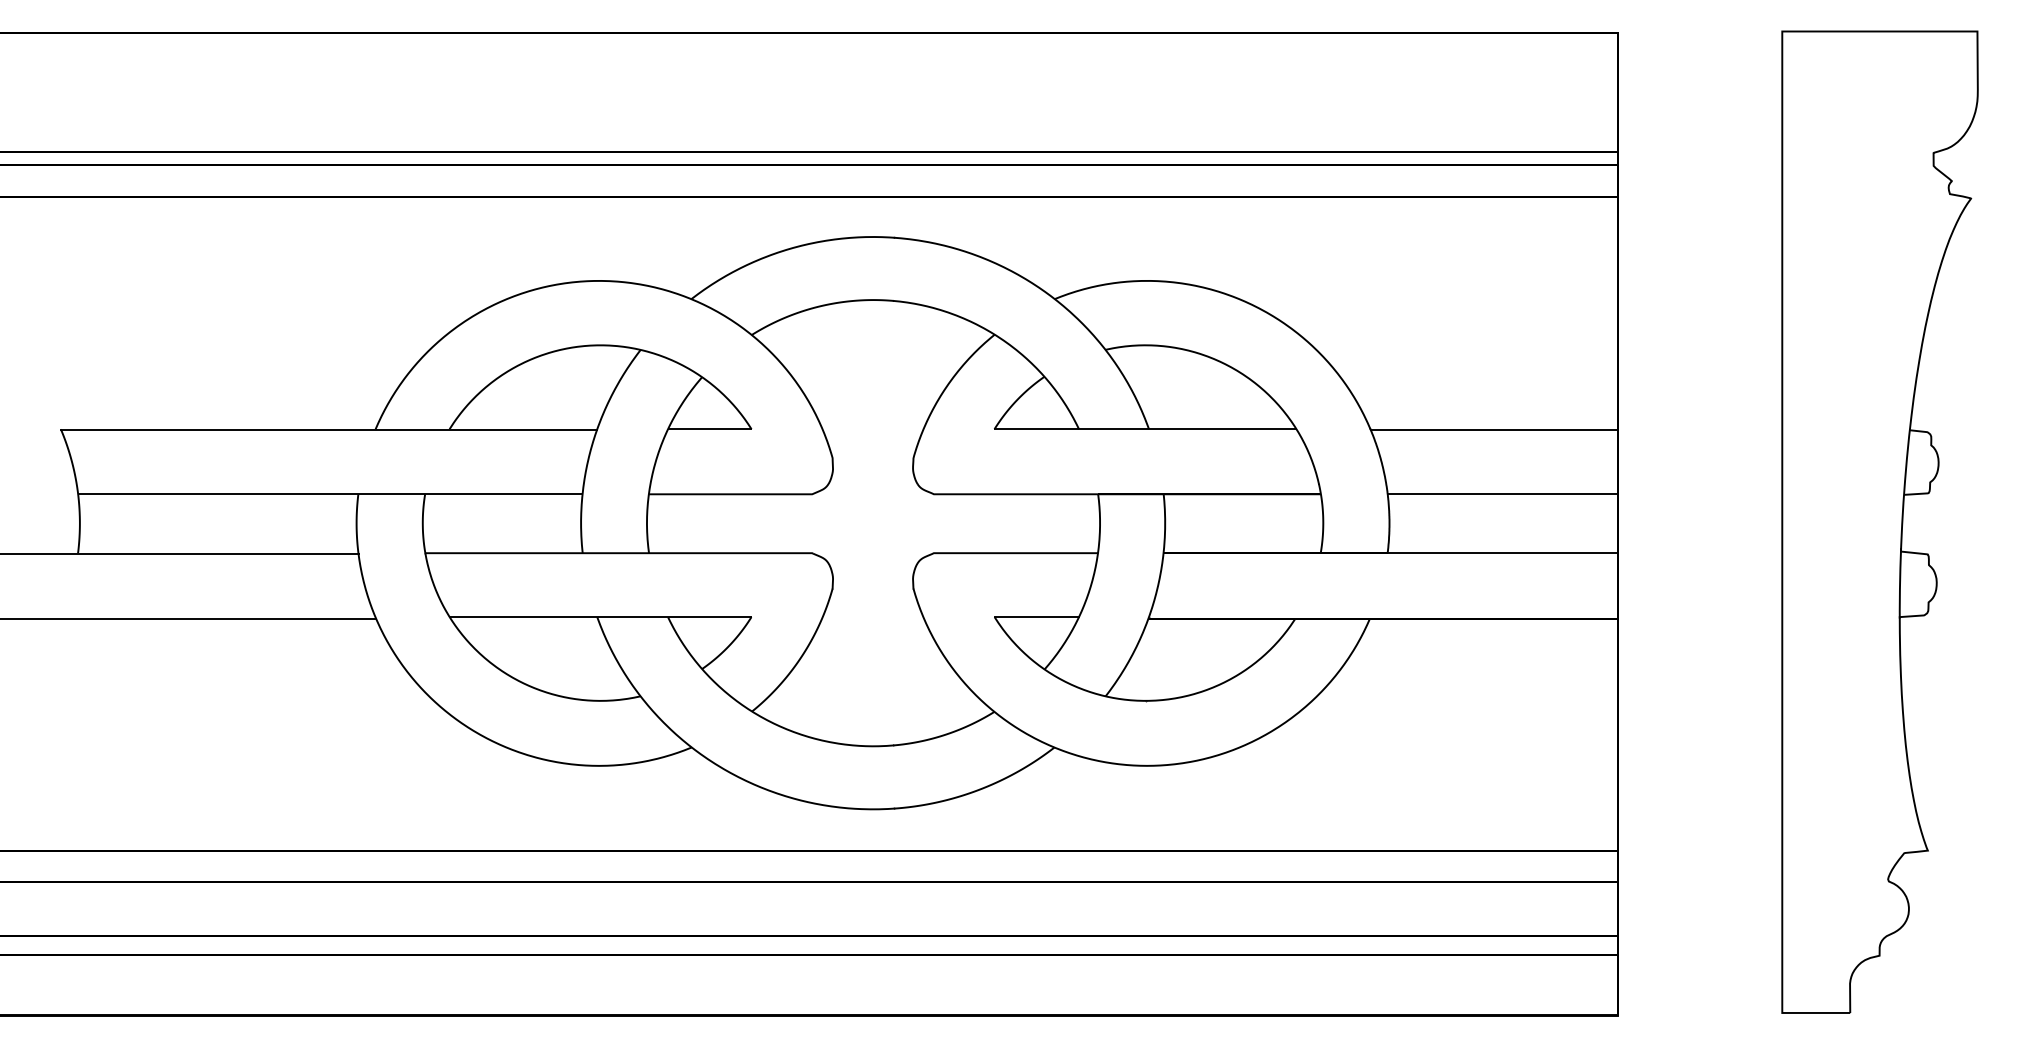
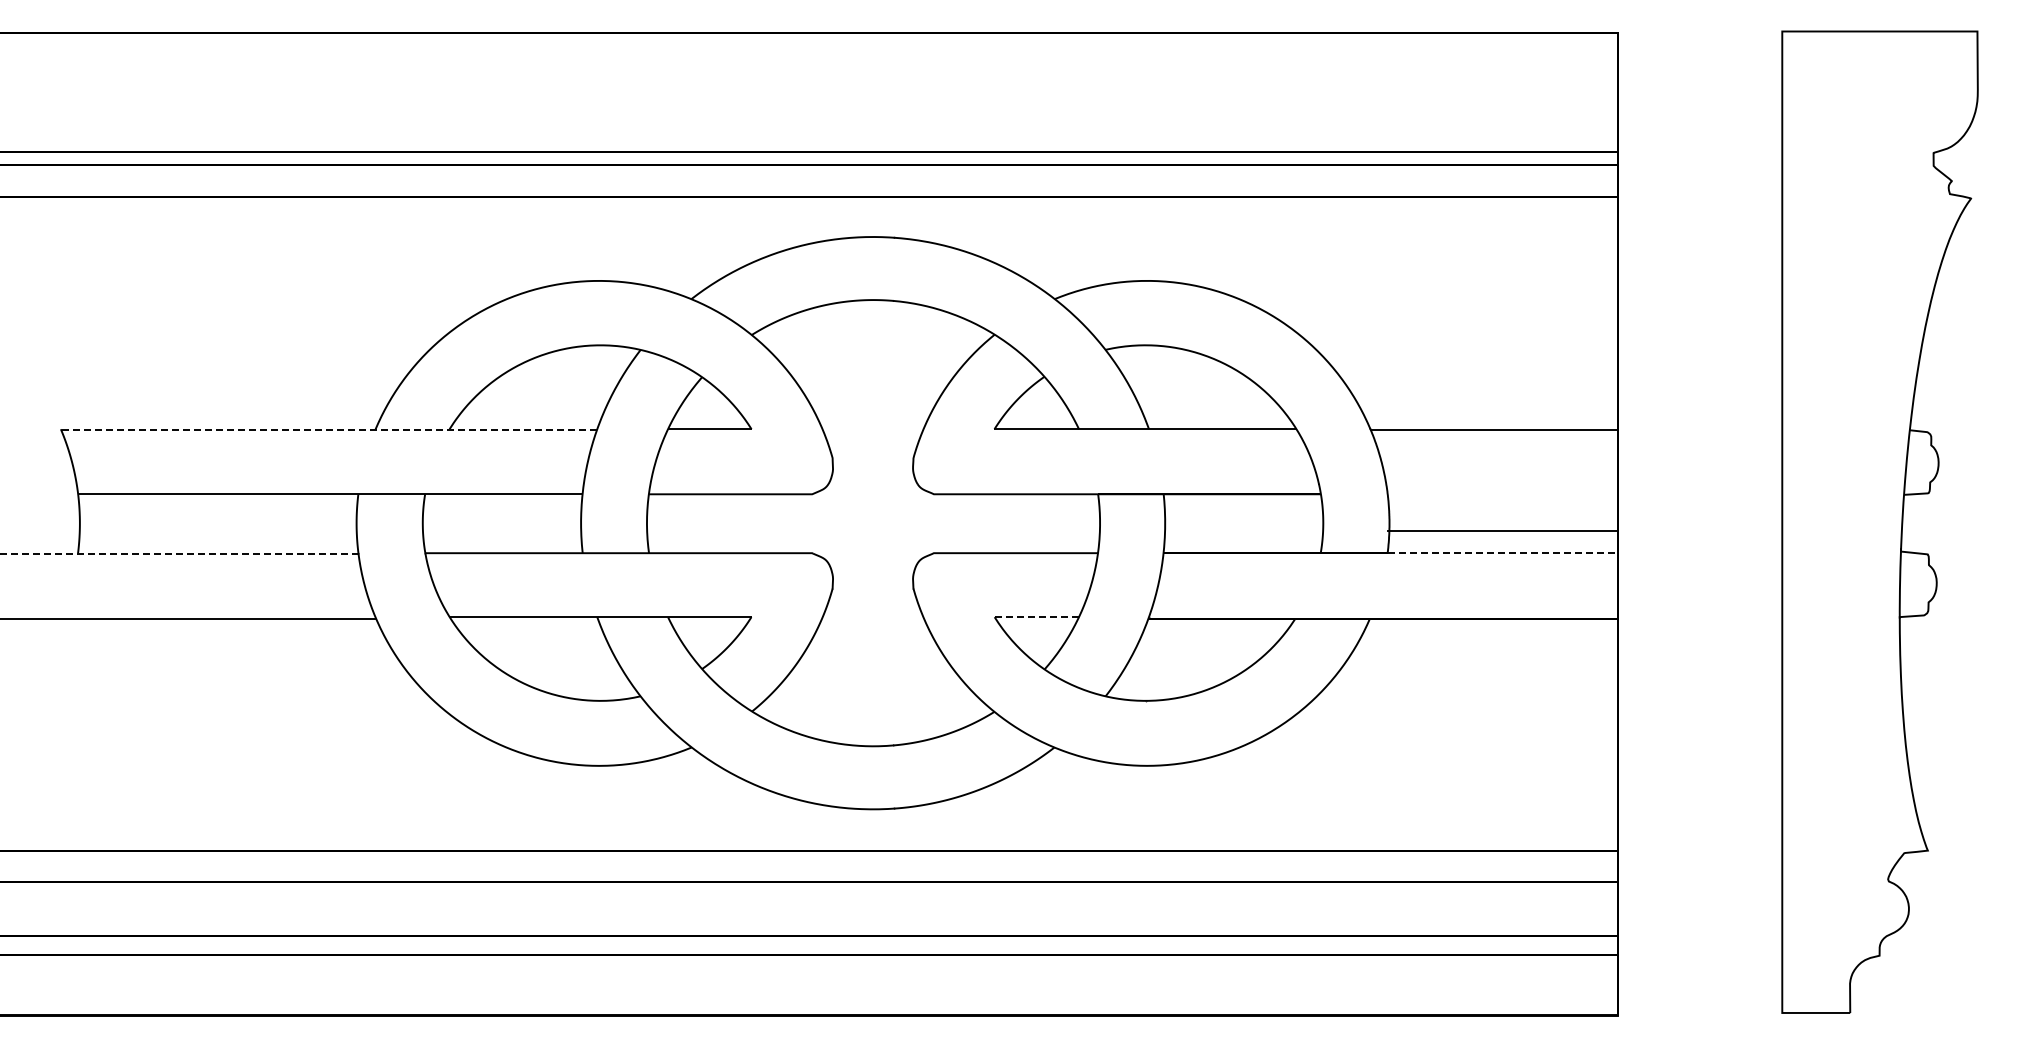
line: solid -> dashed (329, 430)
line position: (1502, 494) -> (1502, 531) (1502, 531)
line: solid -> dashed (1503, 553)
line: solid -> dashed (179, 554)
line: solid -> dashed (1037, 617)
